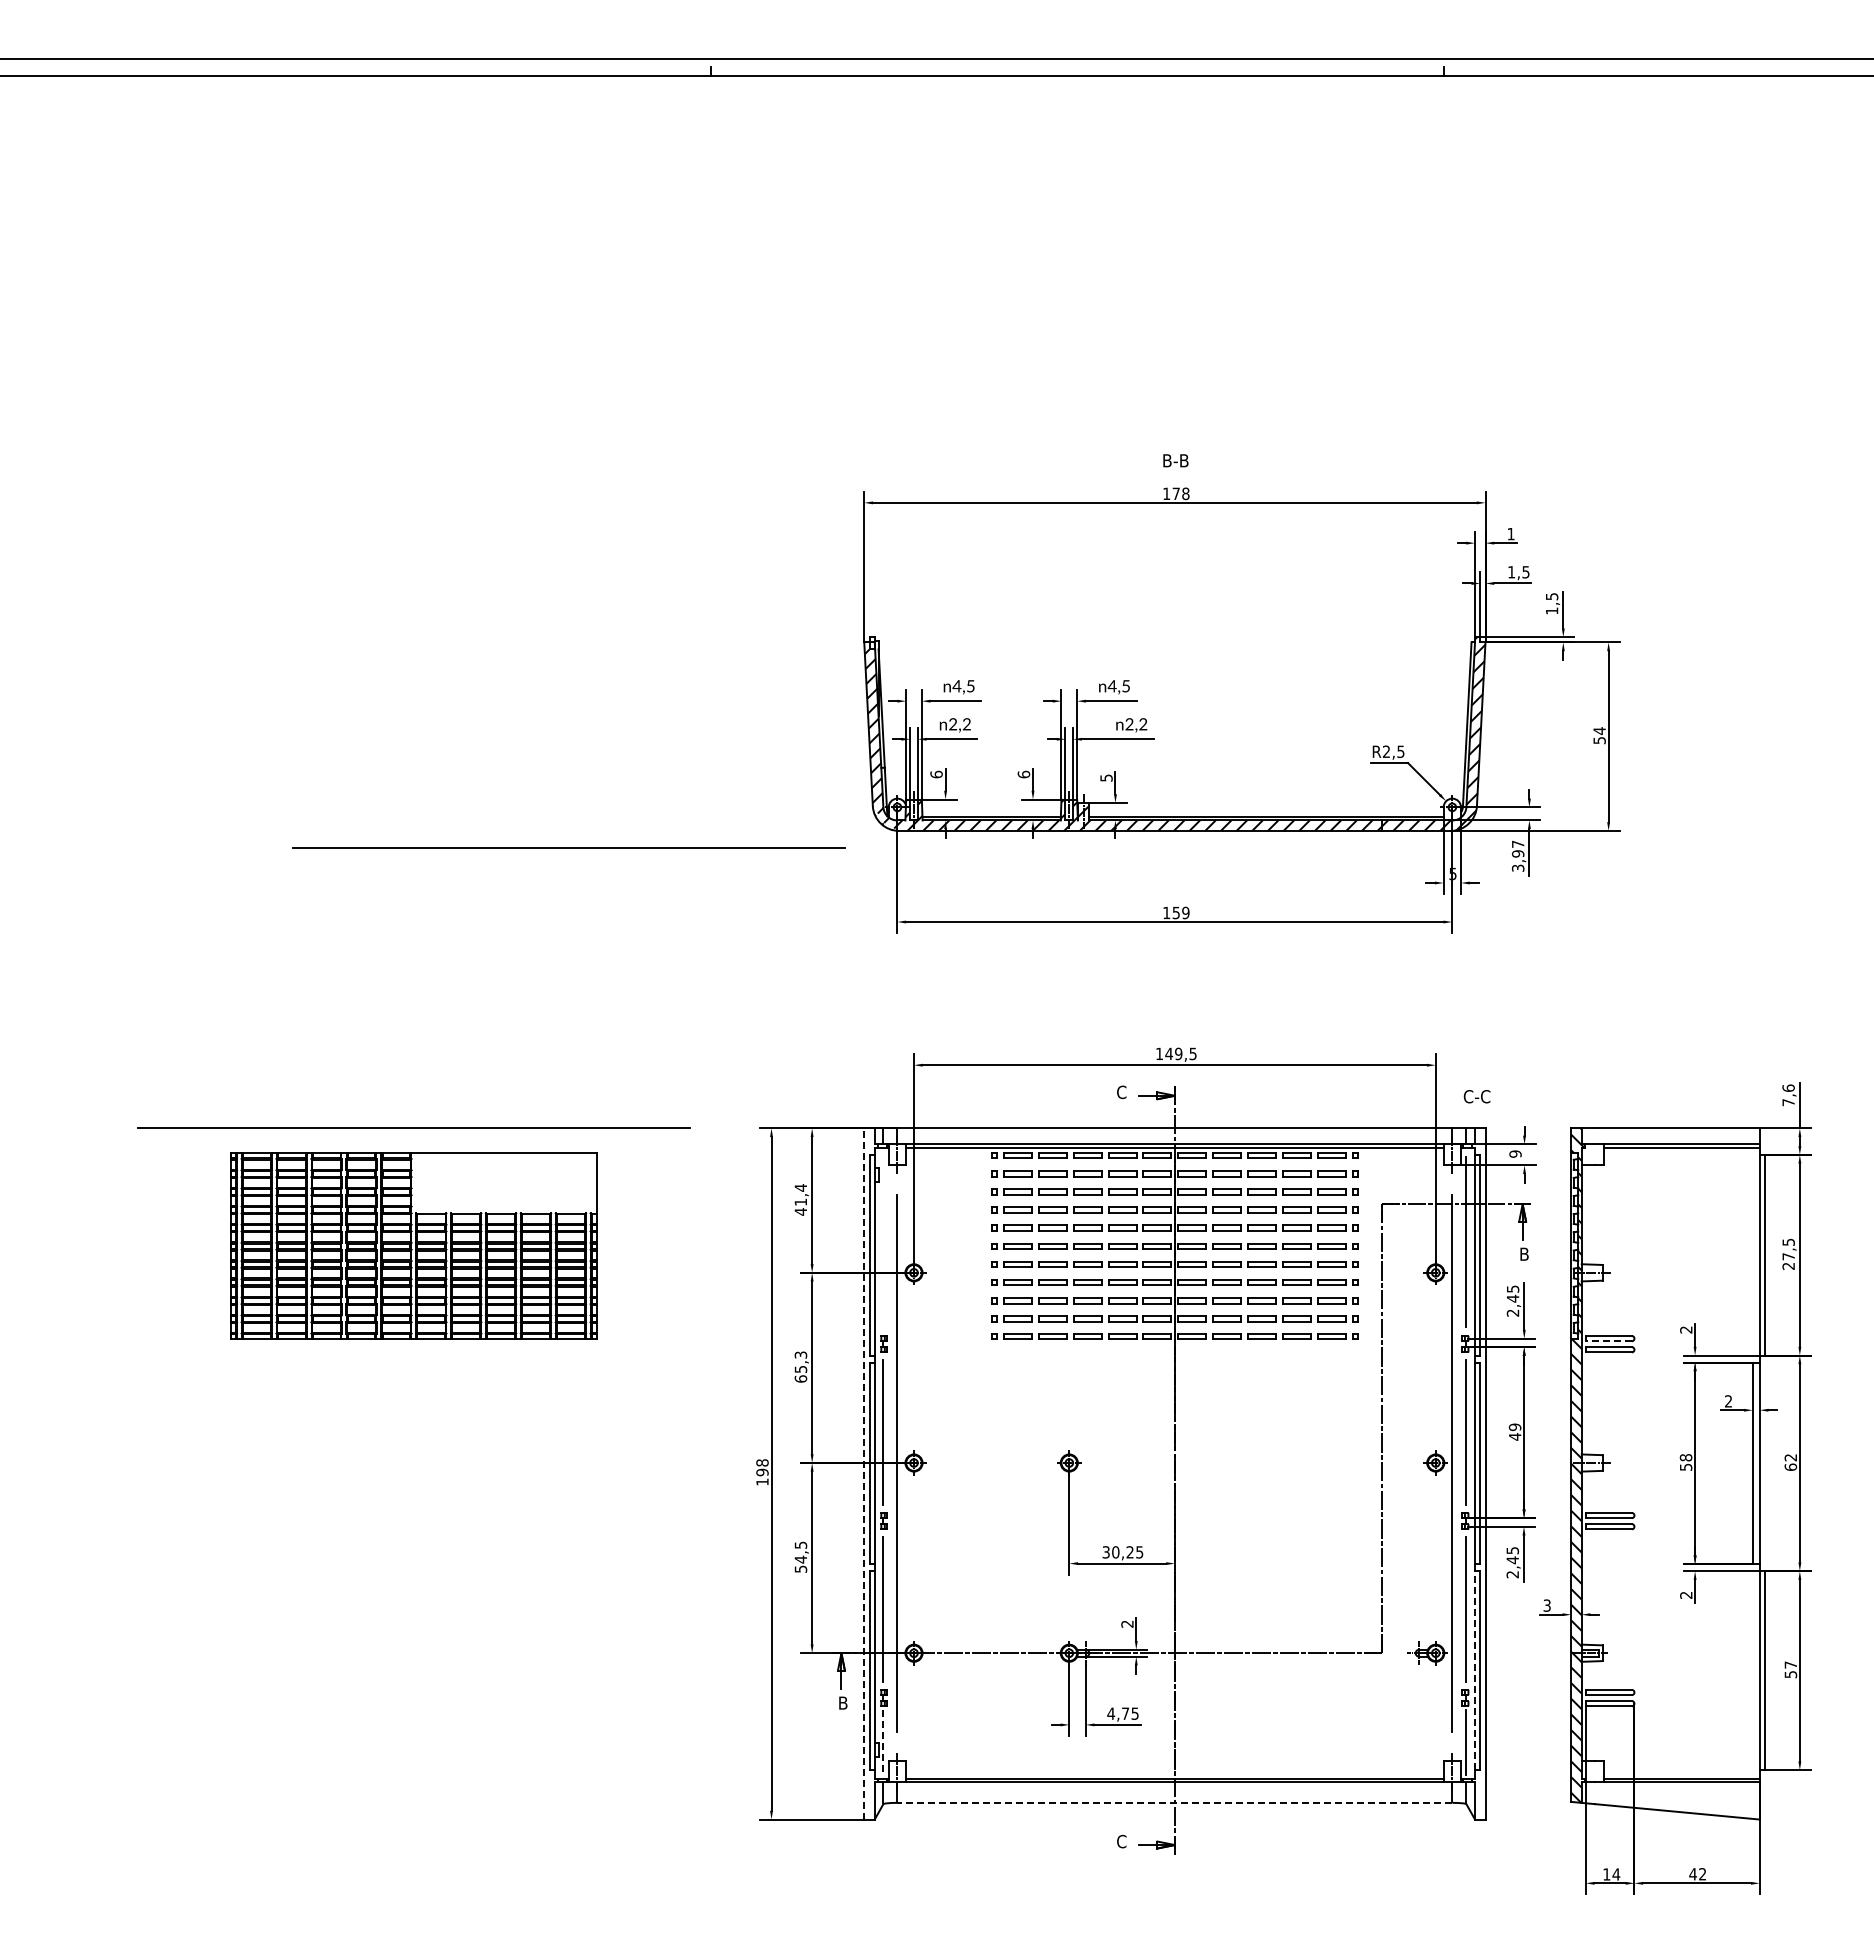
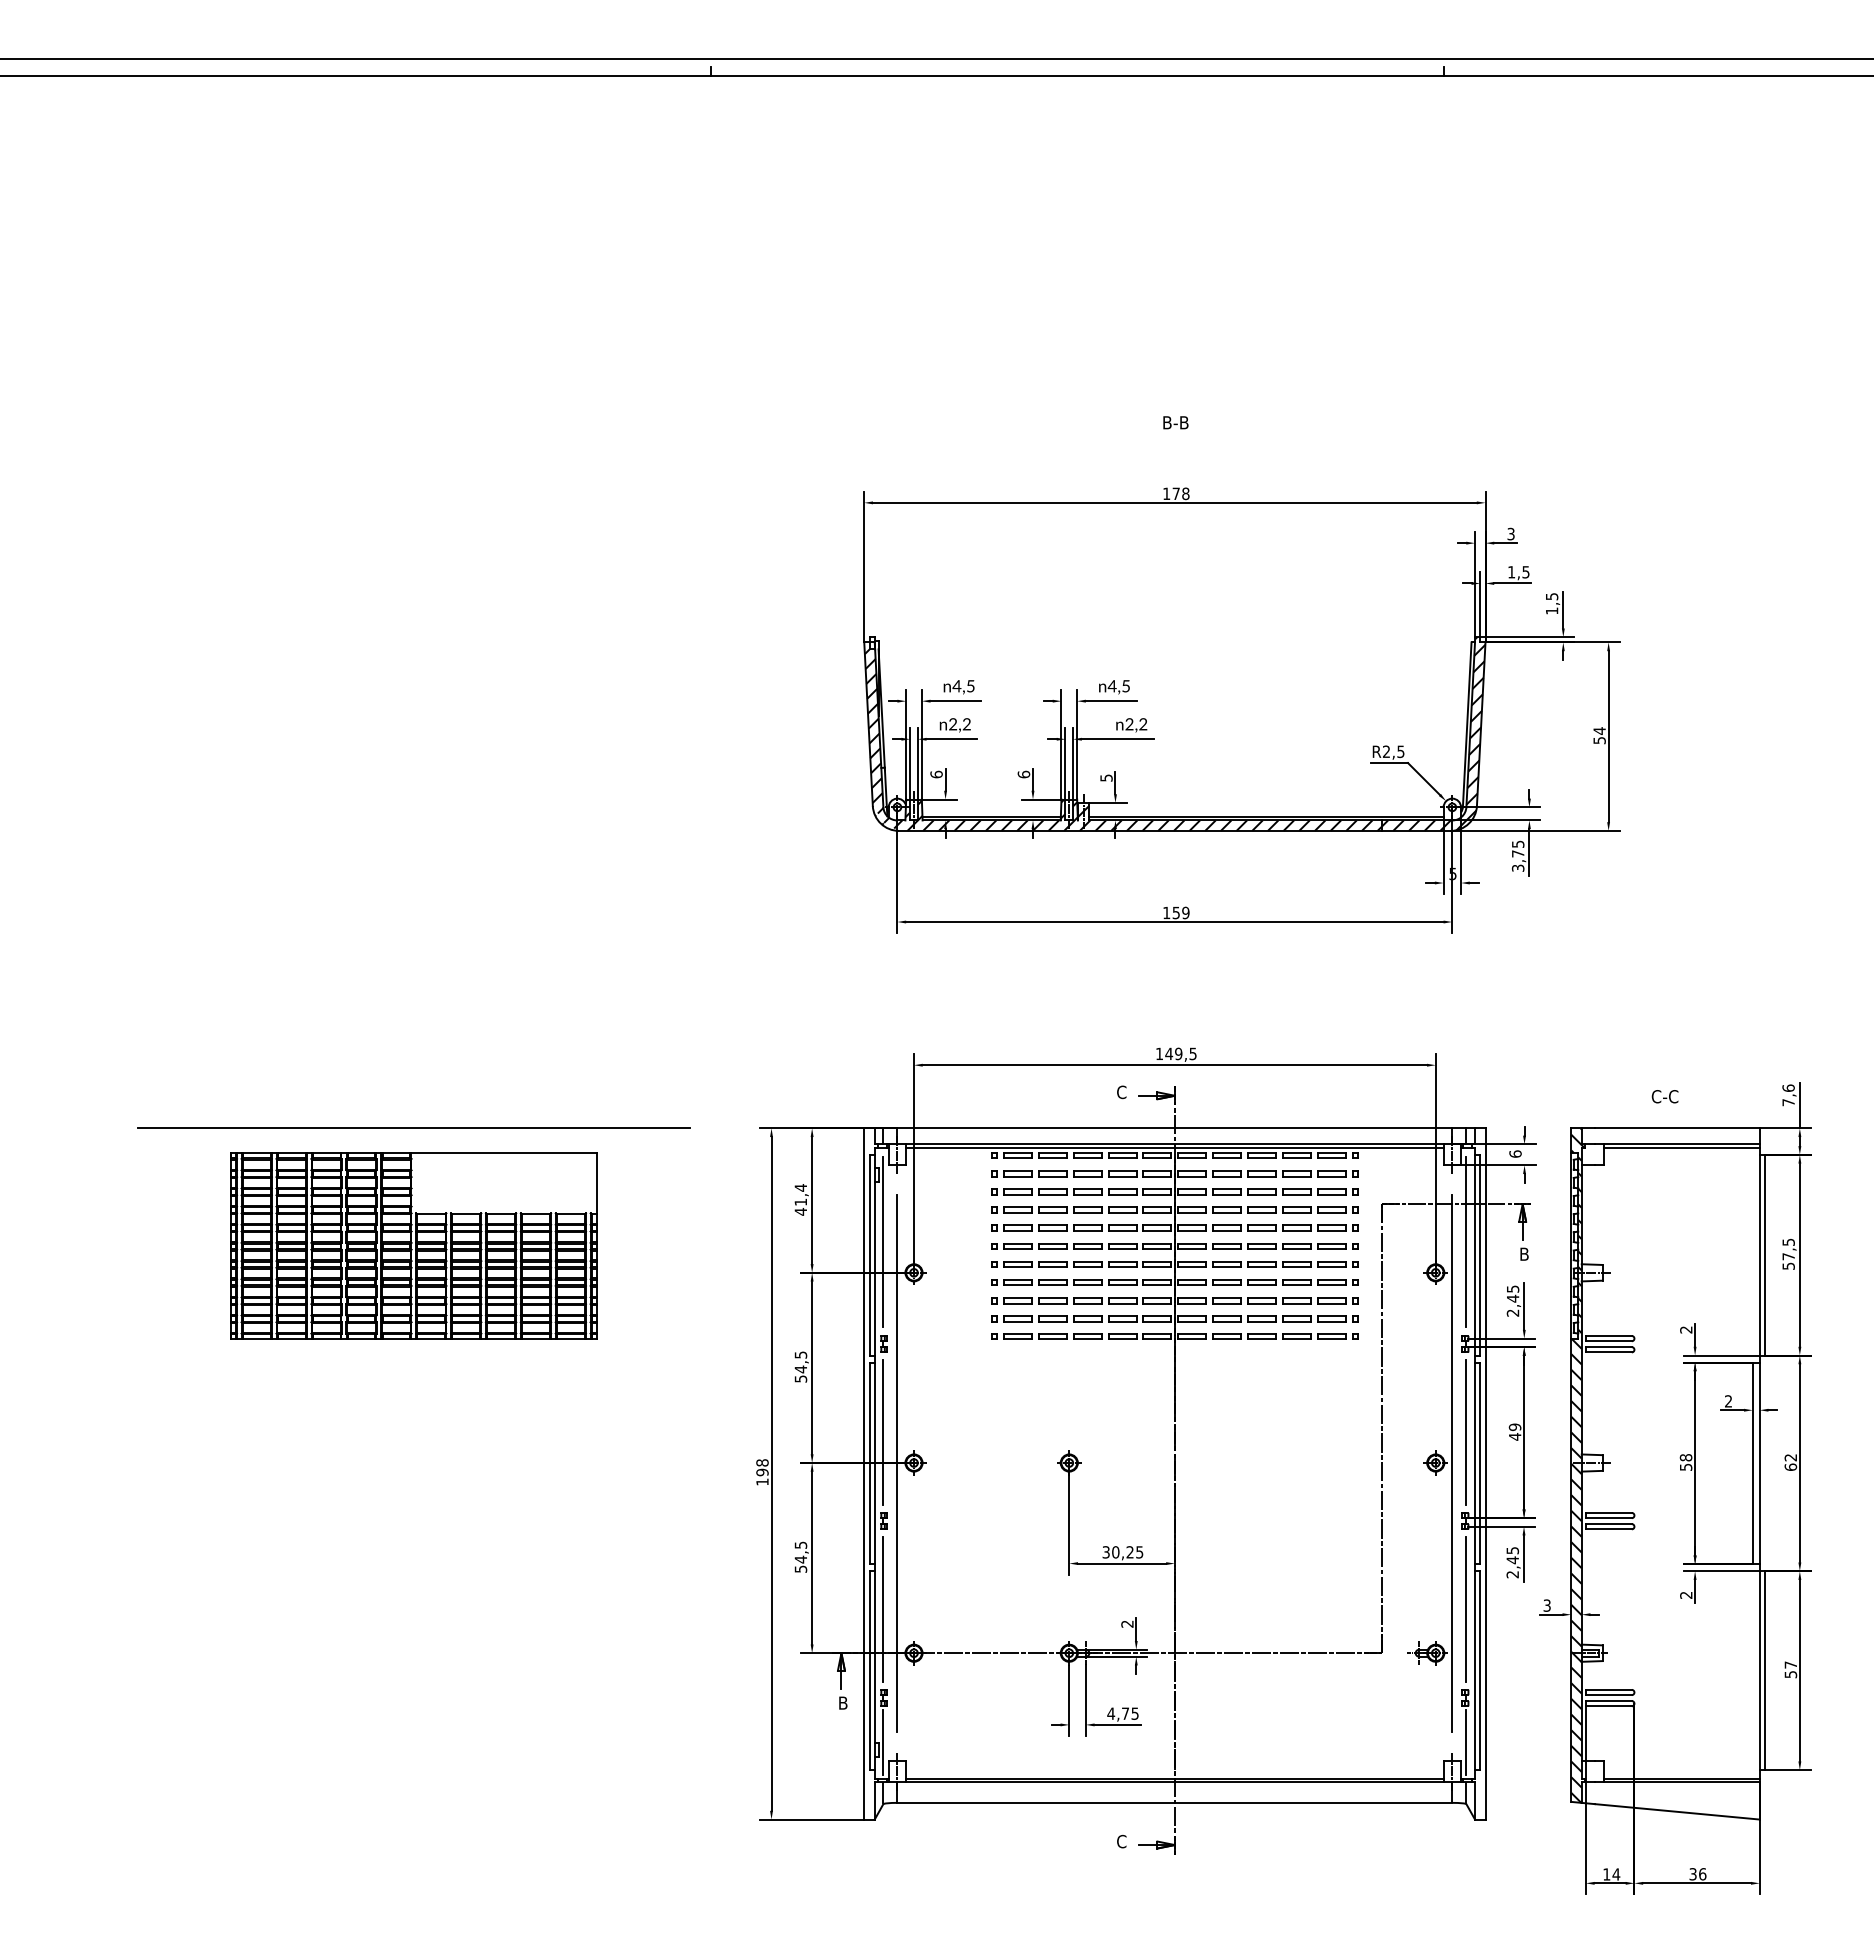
text position: (1175, 460) -> (1175, 422) (1175, 422)
text: 1 -> 3 (1510, 533)
line: present -> none (568, 847)
text: 3,97 -> 3,75 (1518, 848)
text position: (1476, 1096) -> (1664, 1096) (1664, 1096)
text: 9 -> 6 (1515, 1153)
line: none -> present (883, 1241)
text: 27,5 -> 57,5 (1788, 1265)
line: dashed -> solid (1608, 1341)
text: 65,3 -> 54,5 (800, 1366)
line: dashed -> solid (864, 1473)
line: dashed -> solid (1475, 1670)
line: dashed -> solid (883, 1742)
line: dashed -> solid (1174, 1802)
text: 42 -> 36 (1697, 1874)
